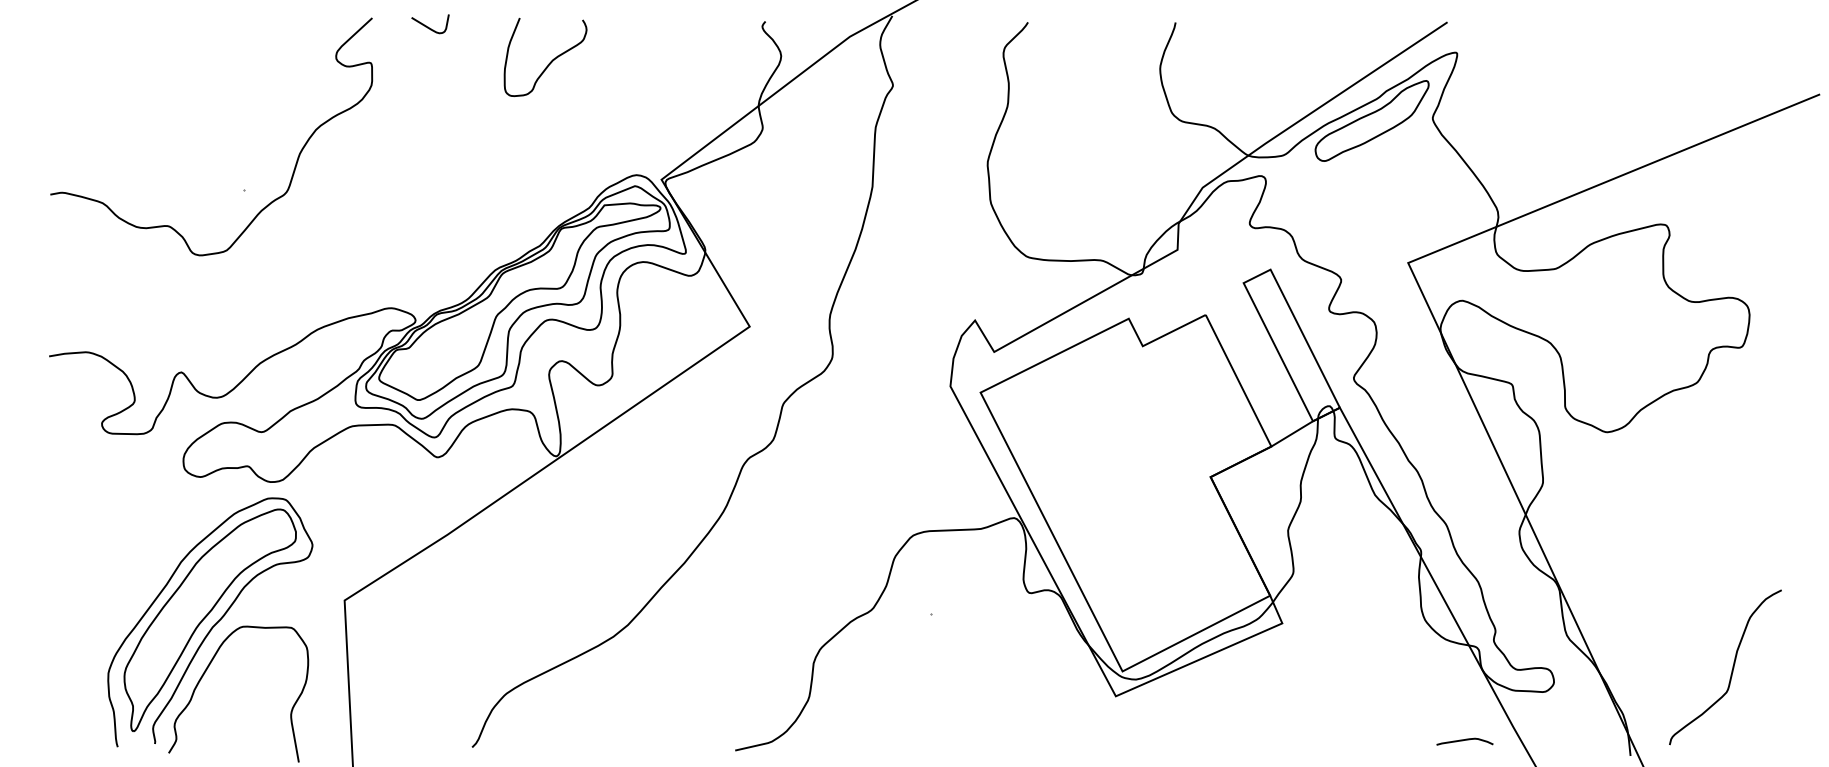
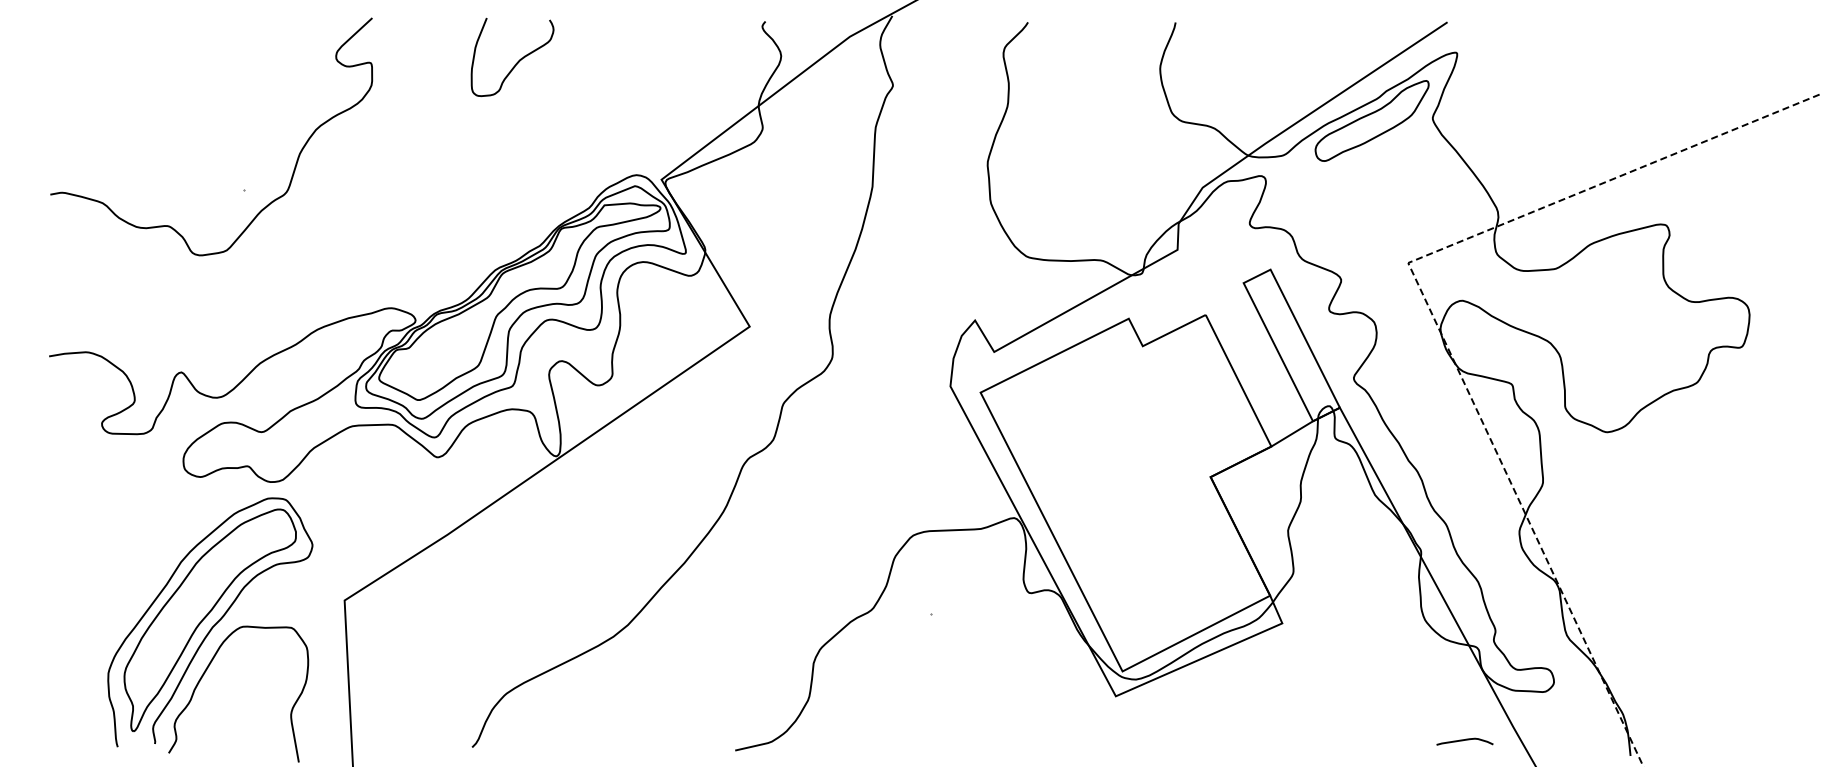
curve: present -> none (428, 26)
curve position: (550, 61) -> (517, 61) (517, 61)
line: solid -> dashed (1431, 311)
curve: present -> none (1731, 670)
